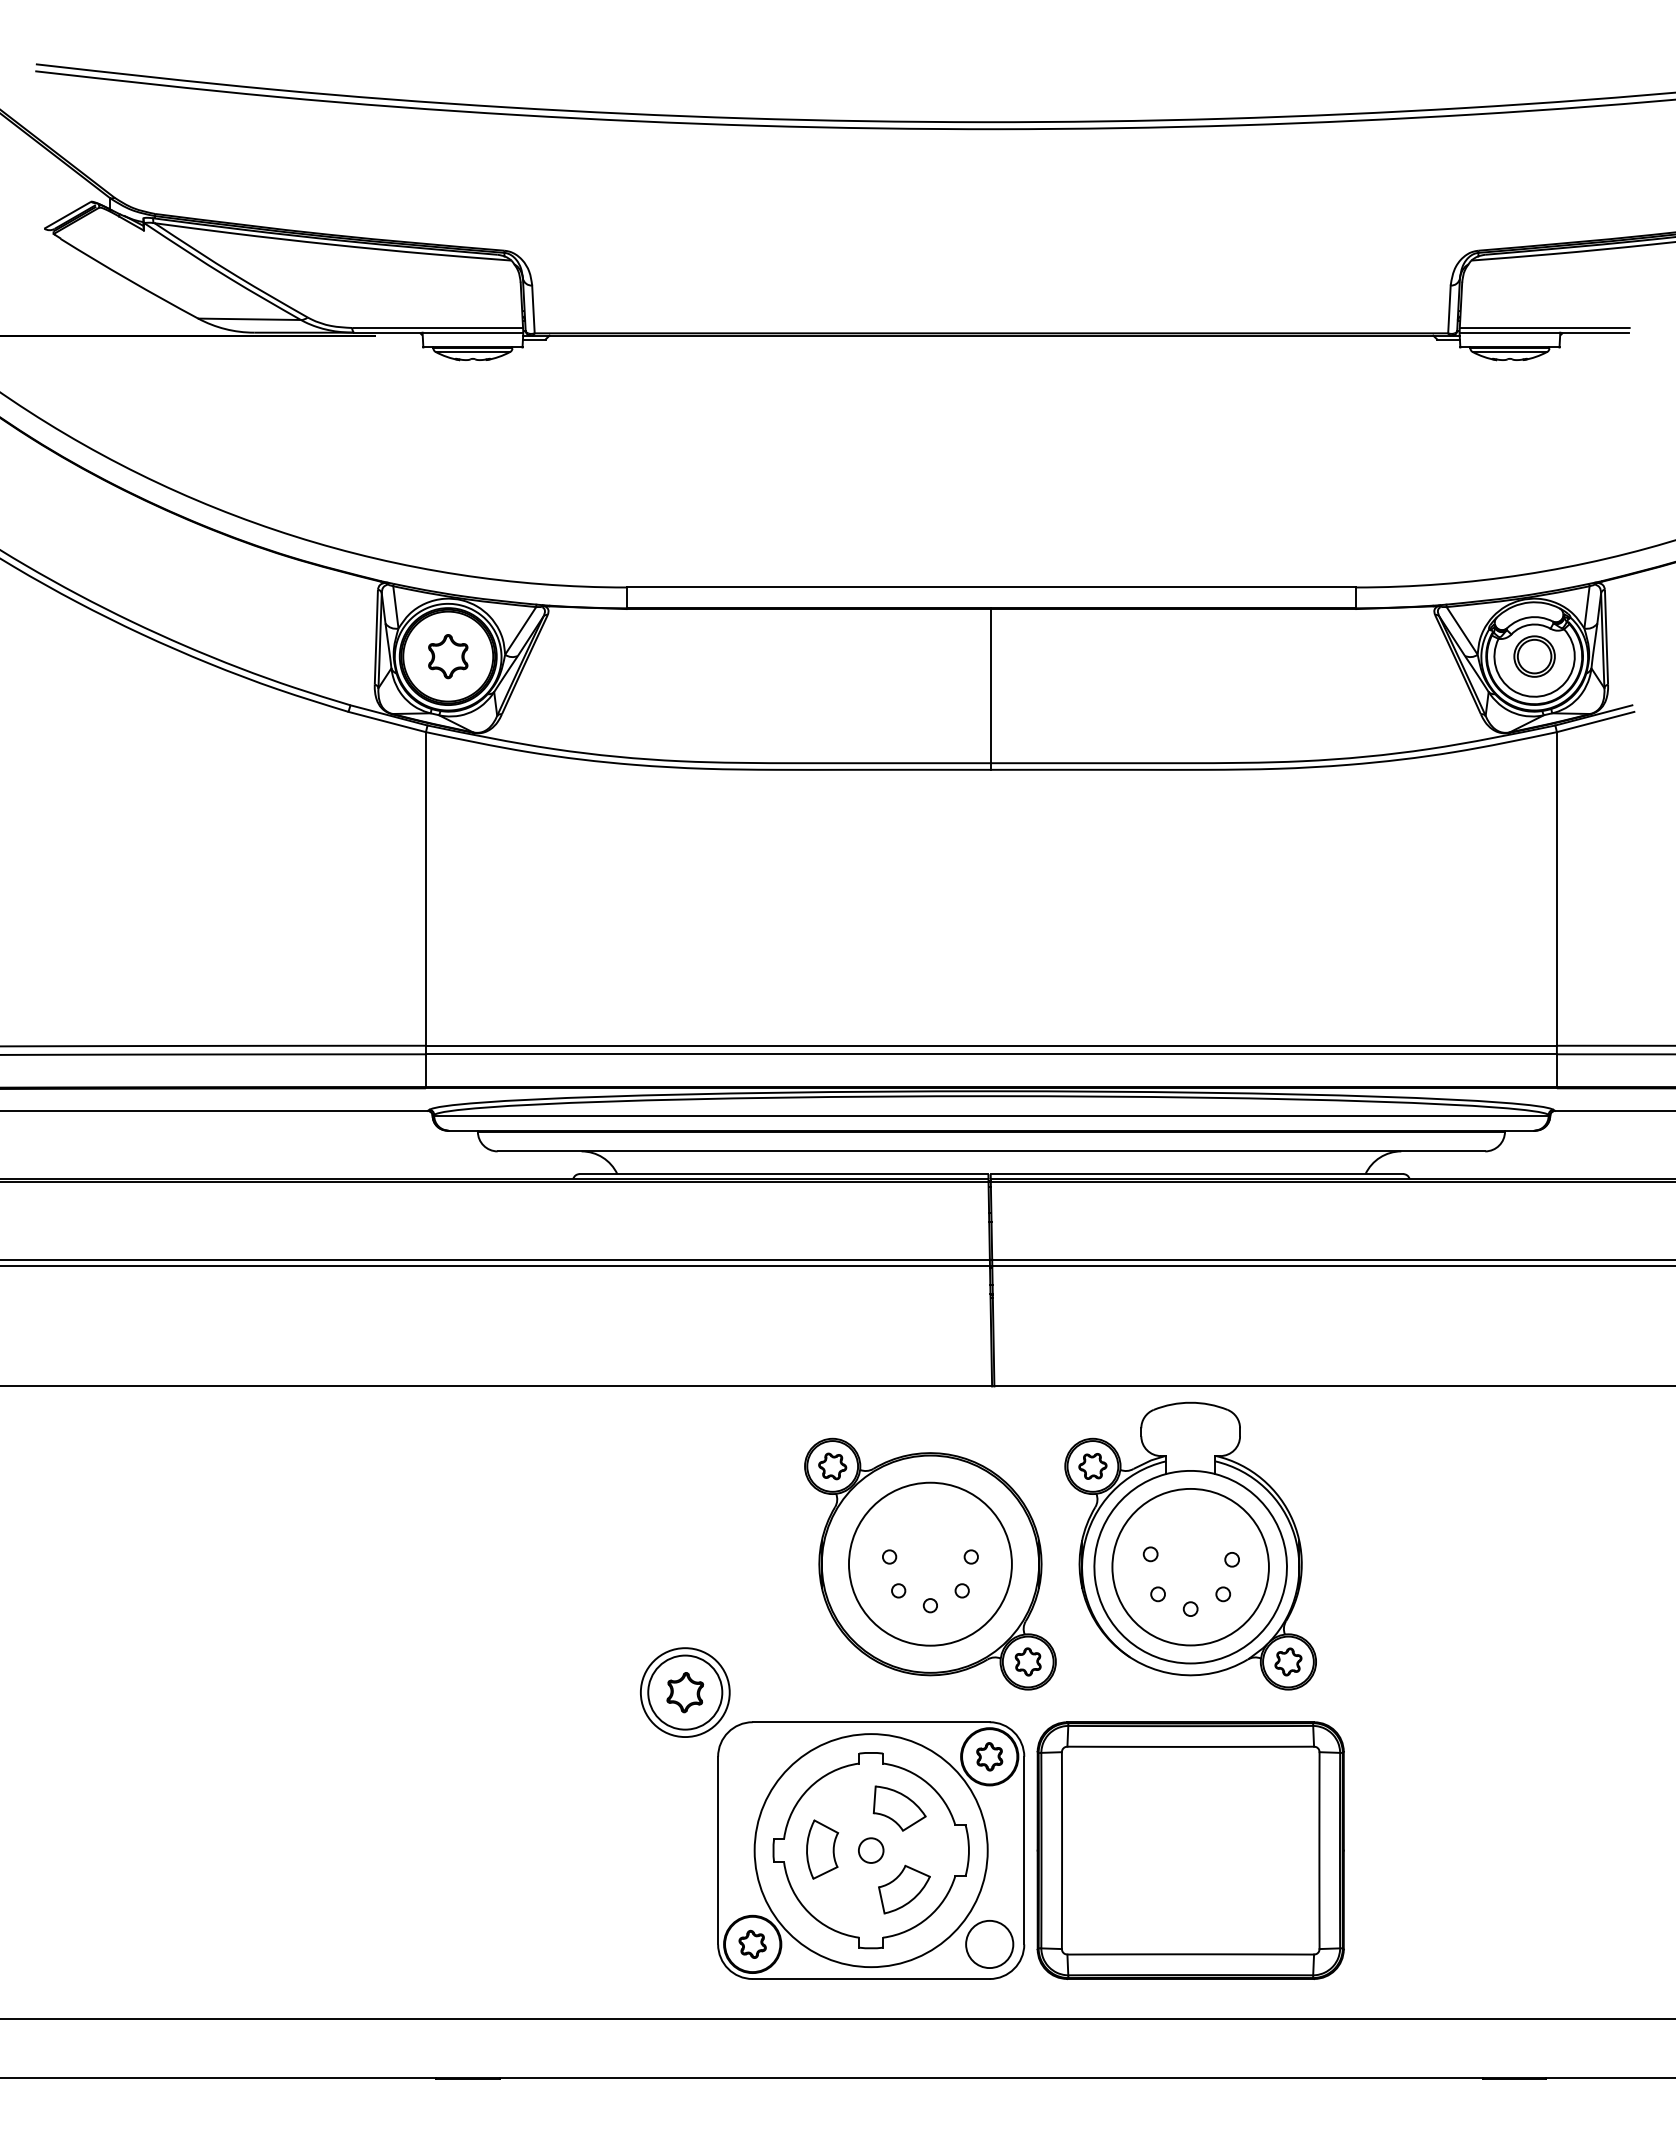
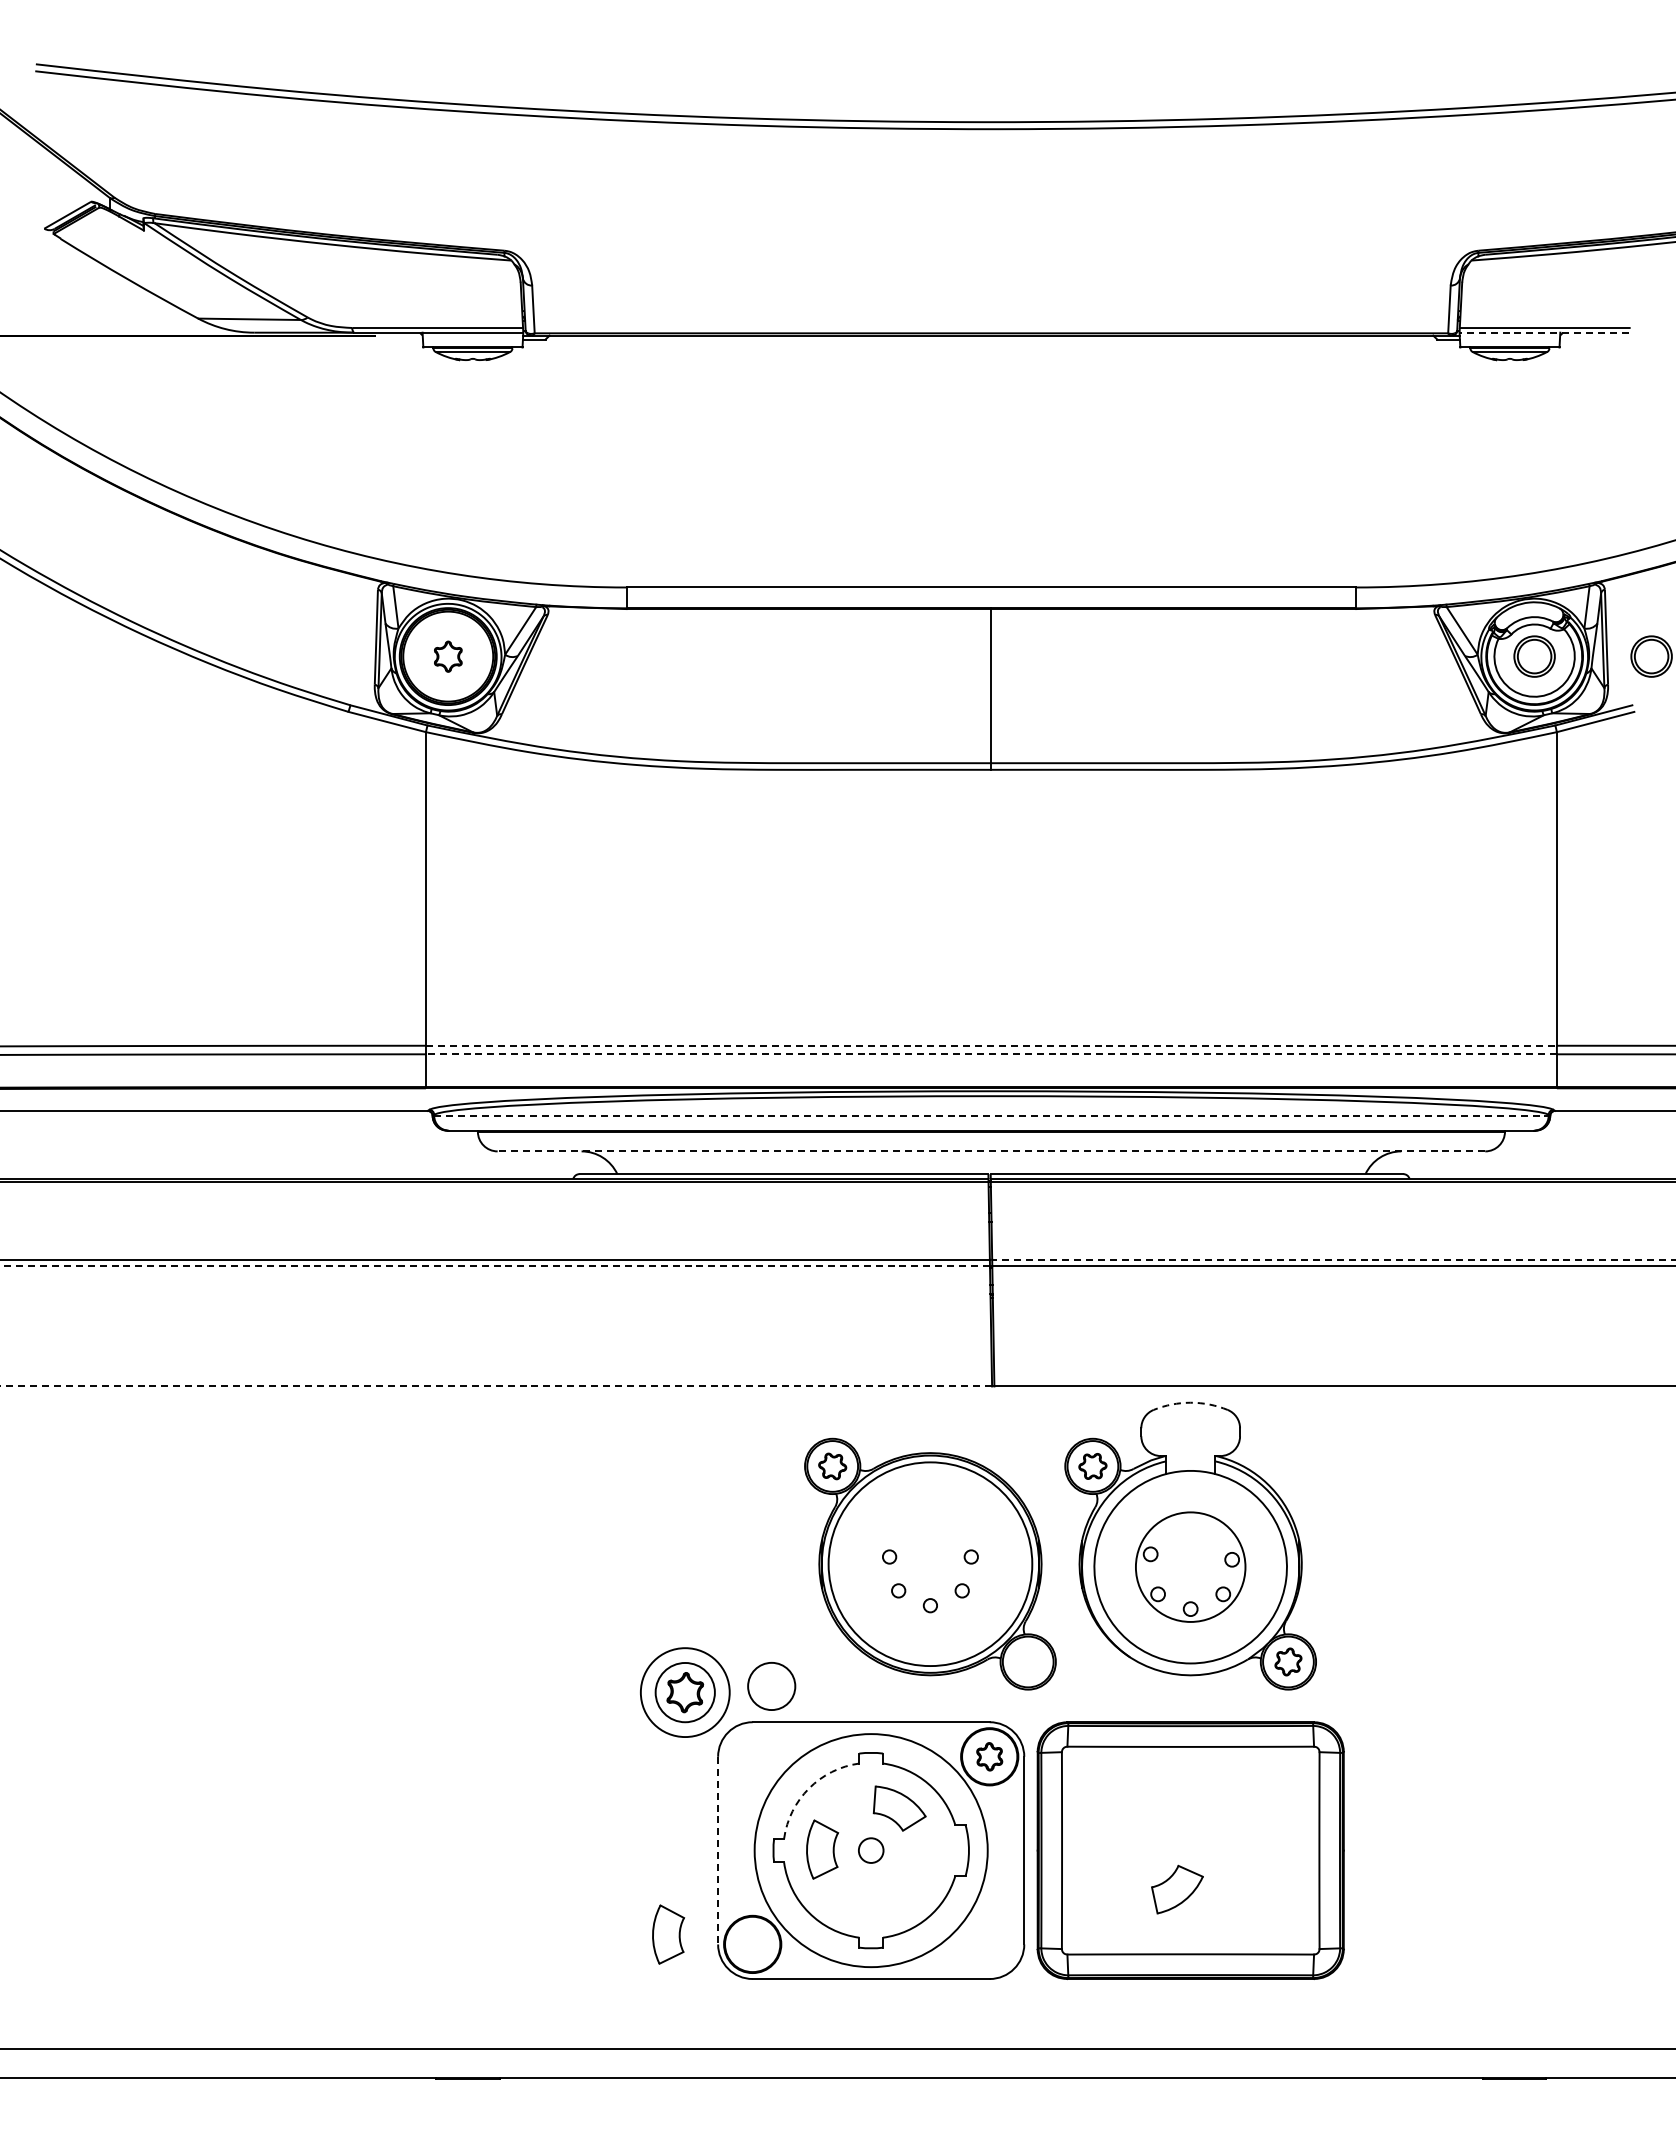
line: solid -> dashed (1544, 332)
part size: 41x46 px -> 29x33 px (448, 656)
part: none -> present (1651, 656)
line: solid -> dashed (991, 1045)
line: solid -> dashed (990, 1054)
line: solid -> dashed (991, 1115)
line: solid -> dashed (991, 1151)
line: solid -> dashed (1333, 1259)
line: solid -> dashed (495, 1266)
line: solid -> dashed (496, 1386)
arc: solid -> dashed (1190, 1402)
circle diameter: 163 px -> 204 px (930, 1564)
circle diameter: 157 px -> 110 px (1190, 1566)
part: present -> none (1027, 1661)
circle diameter: 74 px -> 59 px (684, 1692)
arc: solid -> dashed (809, 1788)
line: solid -> dashed (718, 1850)
part position: (904, 1889) -> (1177, 1889) (1177, 1889)
part: none -> present (668, 1934)
part: present -> none (752, 1943)
circle position: (989, 1944) -> (771, 1686) (771, 1686)
line position: (837, 2018) -> (837, 2048) (837, 2048)
